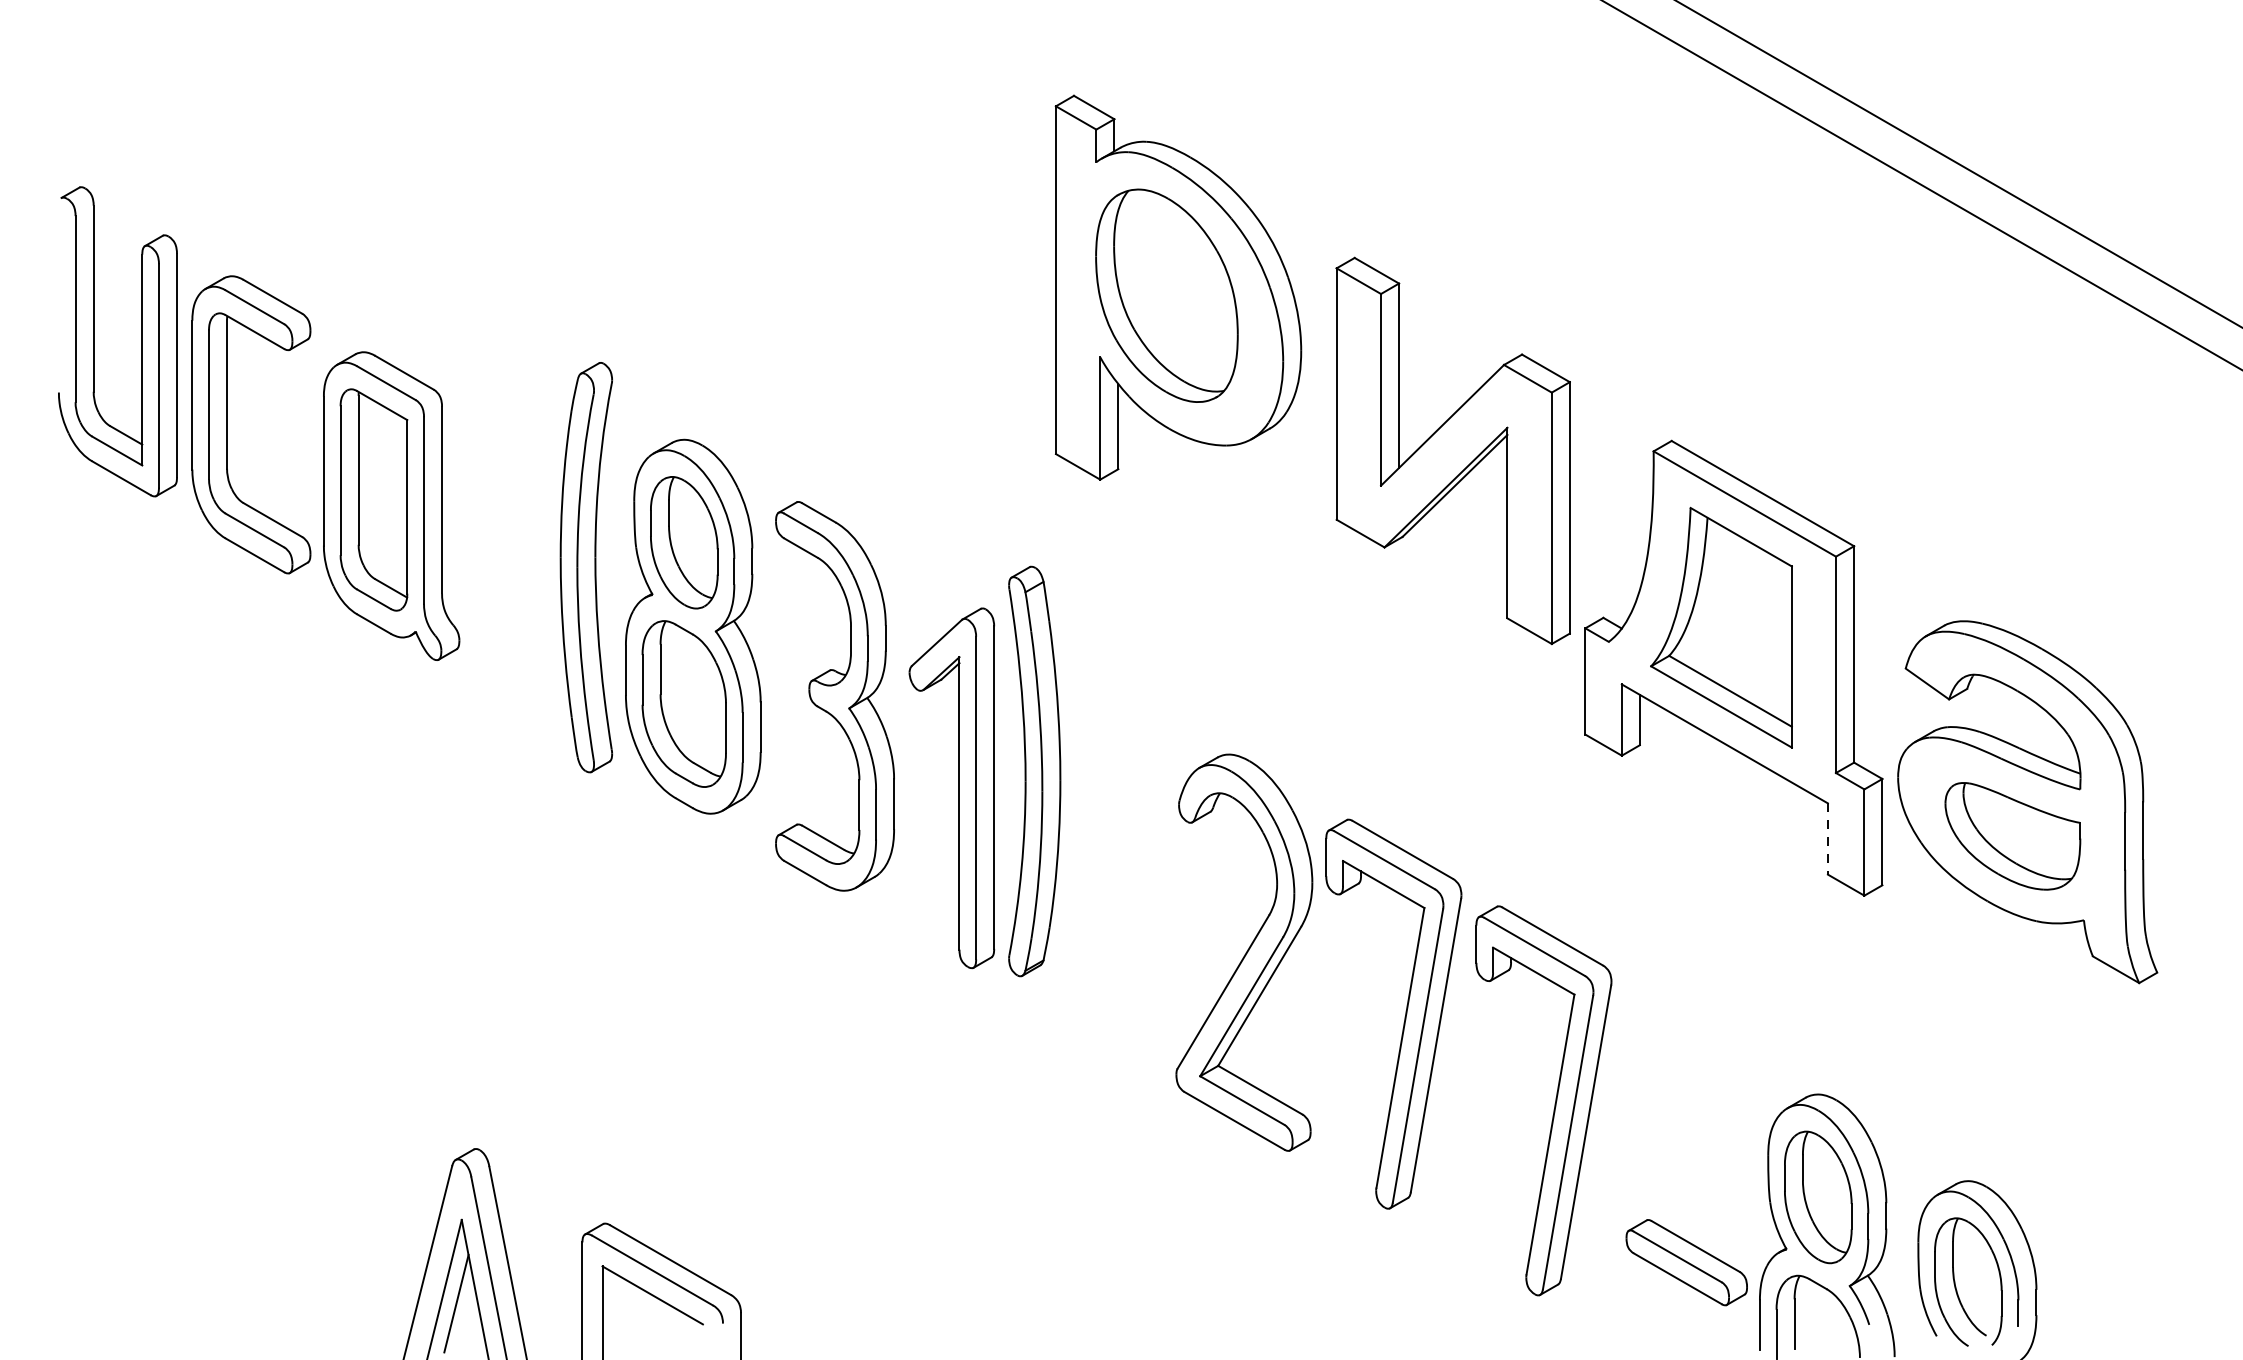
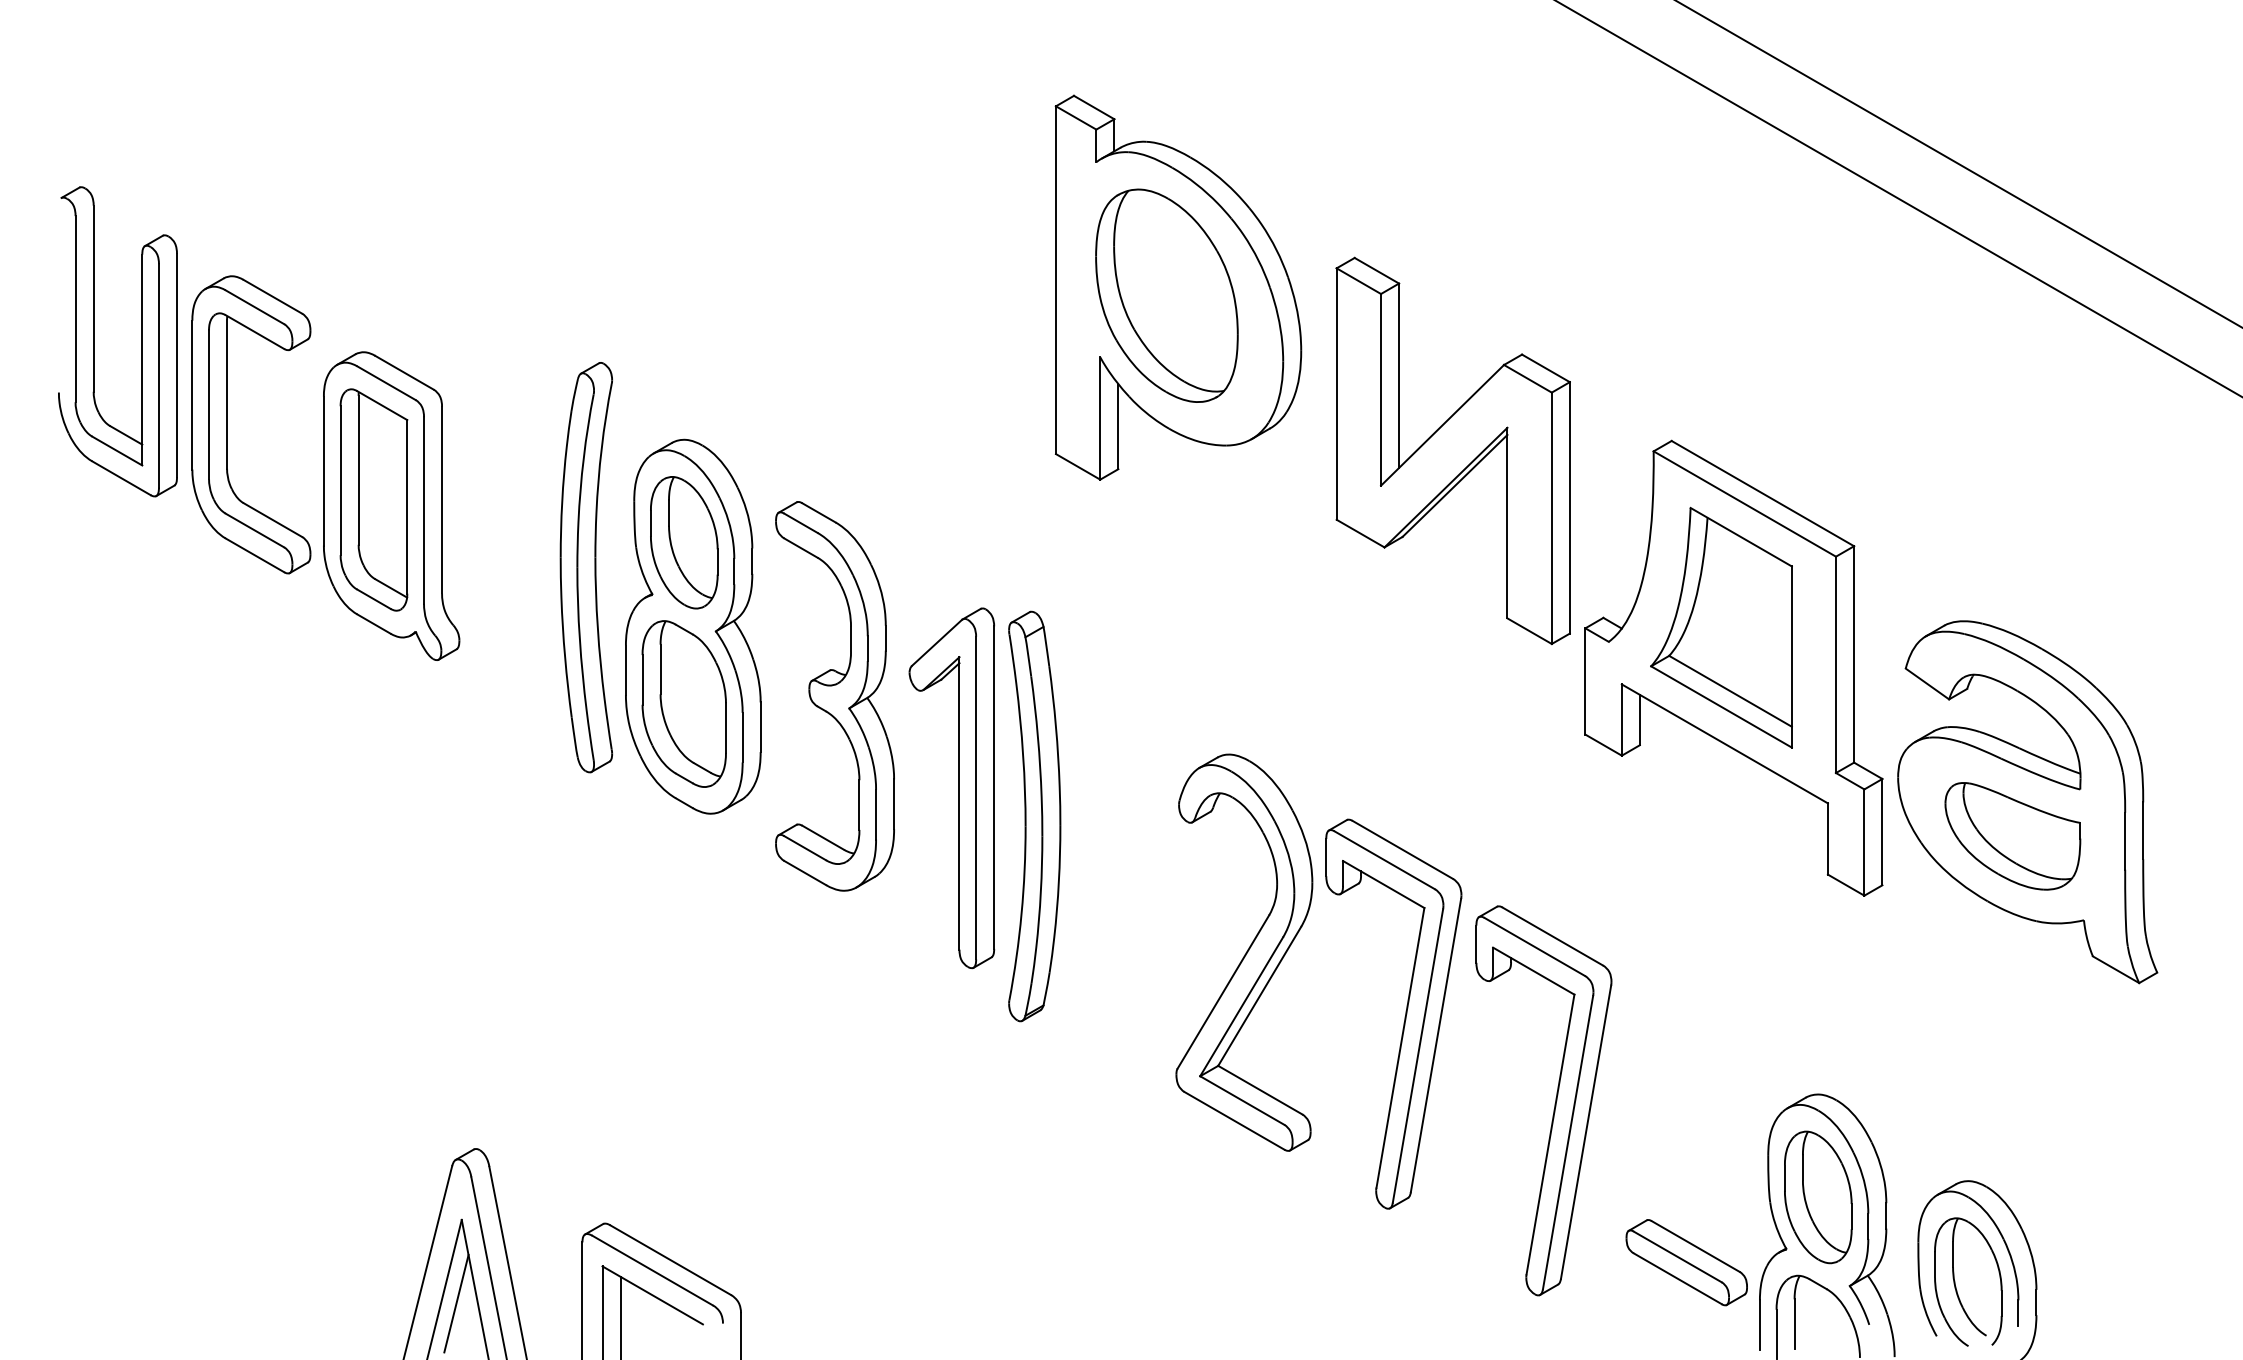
line position: (1921, 185) -> (1898, 198) (1898, 198)
part position: (1034, 771) -> (1034, 816) (1034, 816)
line: dashed -> solid (1827, 838)
line: none -> present (620, 1316)
